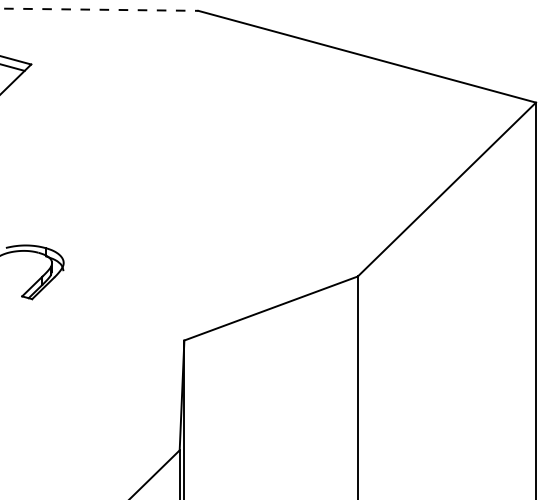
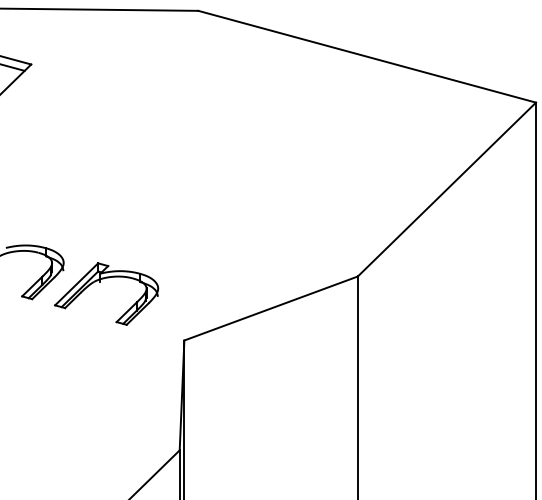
line: dashed -> solid (99, 9)
part: none -> present (100, 282)
